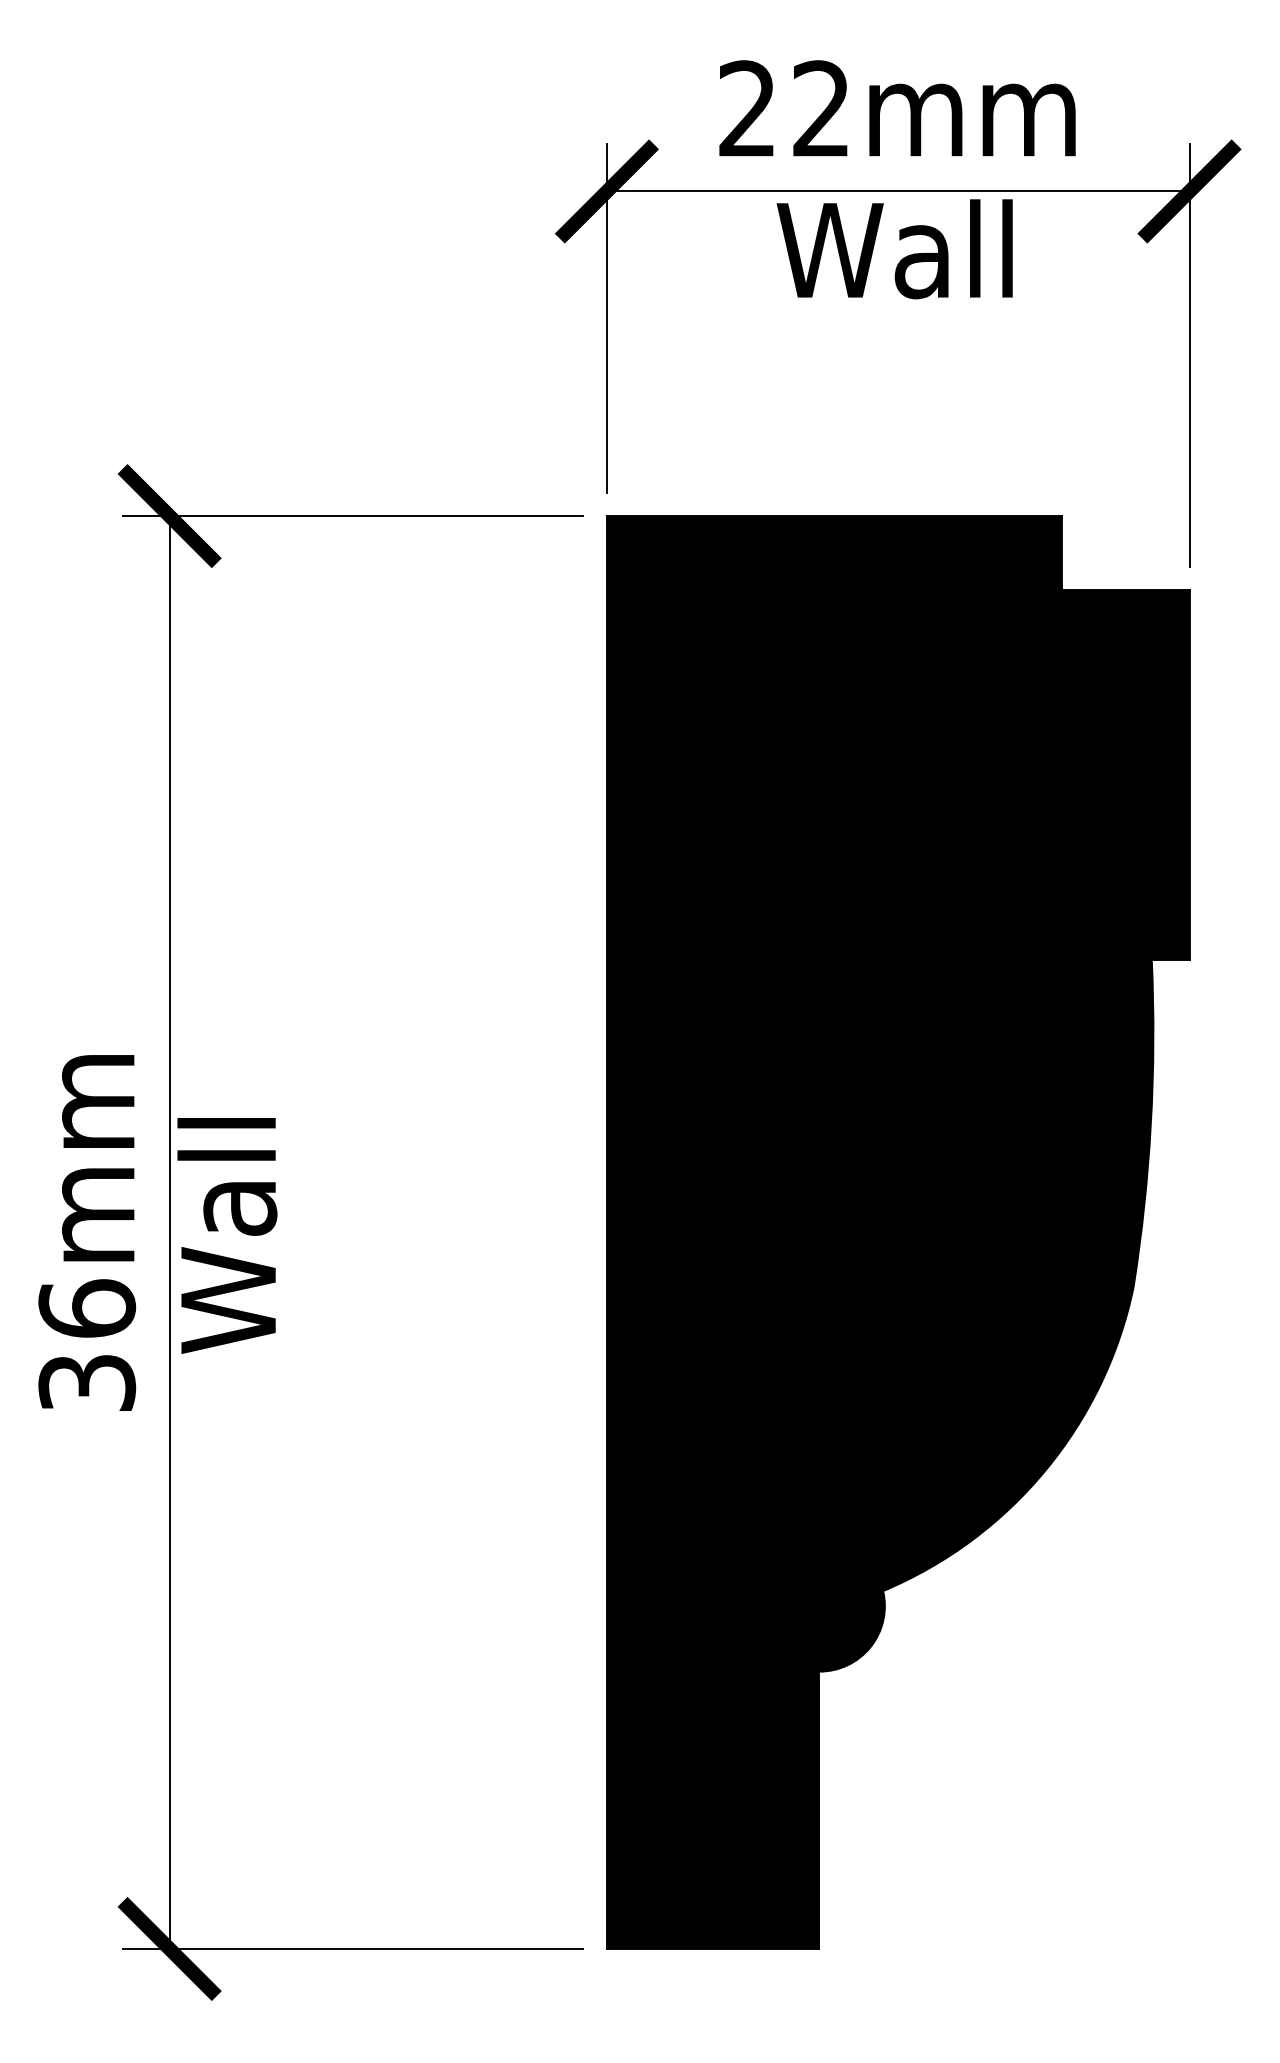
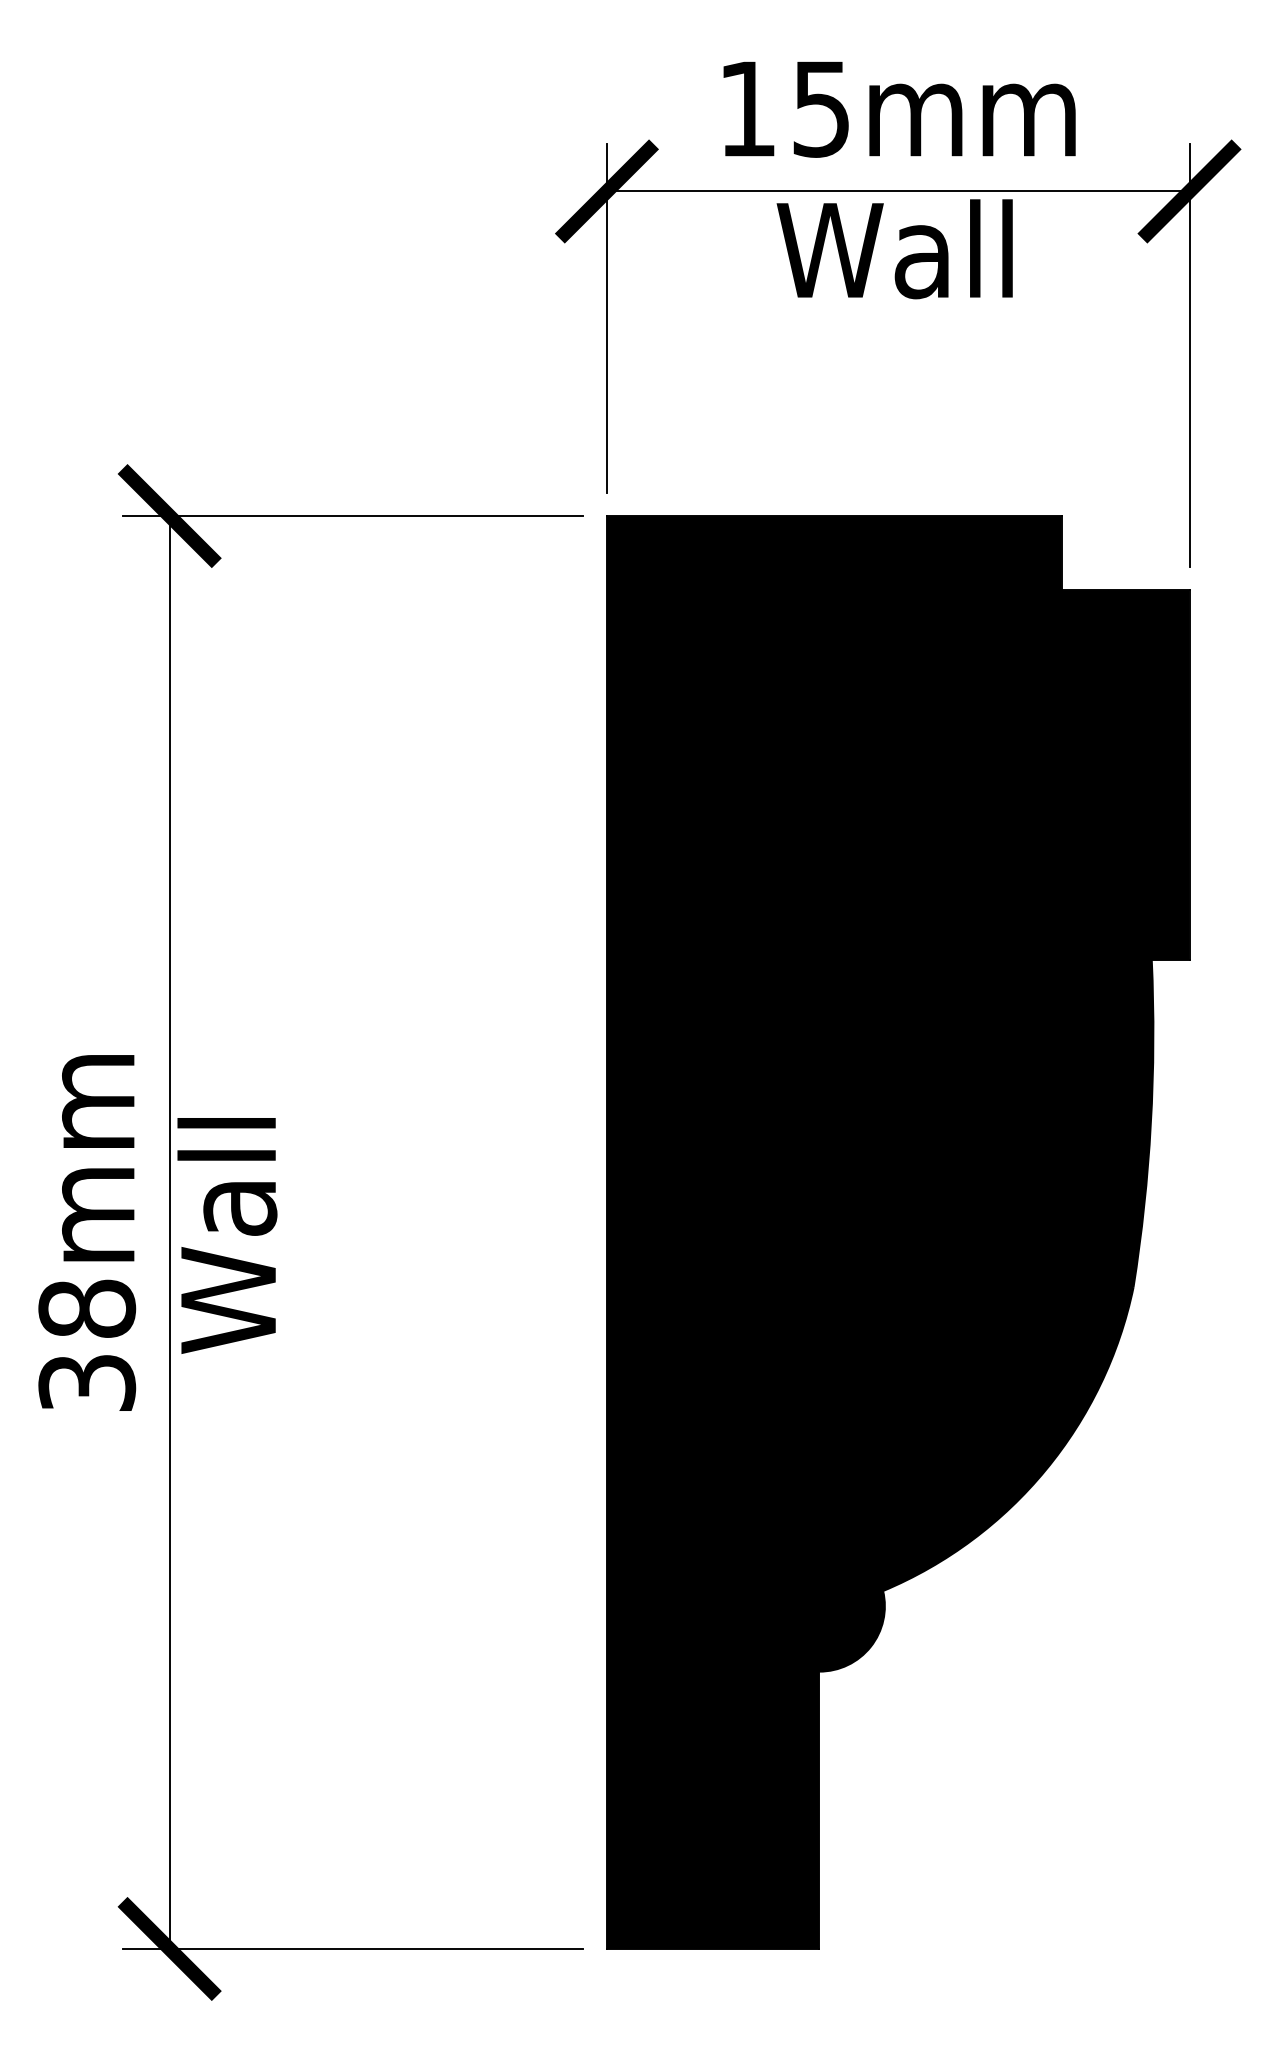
text: 22mm -> 15mm (783, 108)
text: 36mm -> 38mm (87, 1308)
